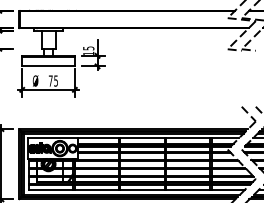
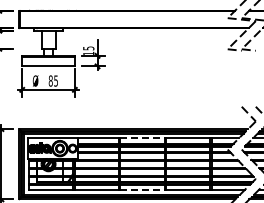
text: 75 -> 85 (50, 80)
line: solid -> dashed (142, 138)
line: solid -> dashed (142, 190)
